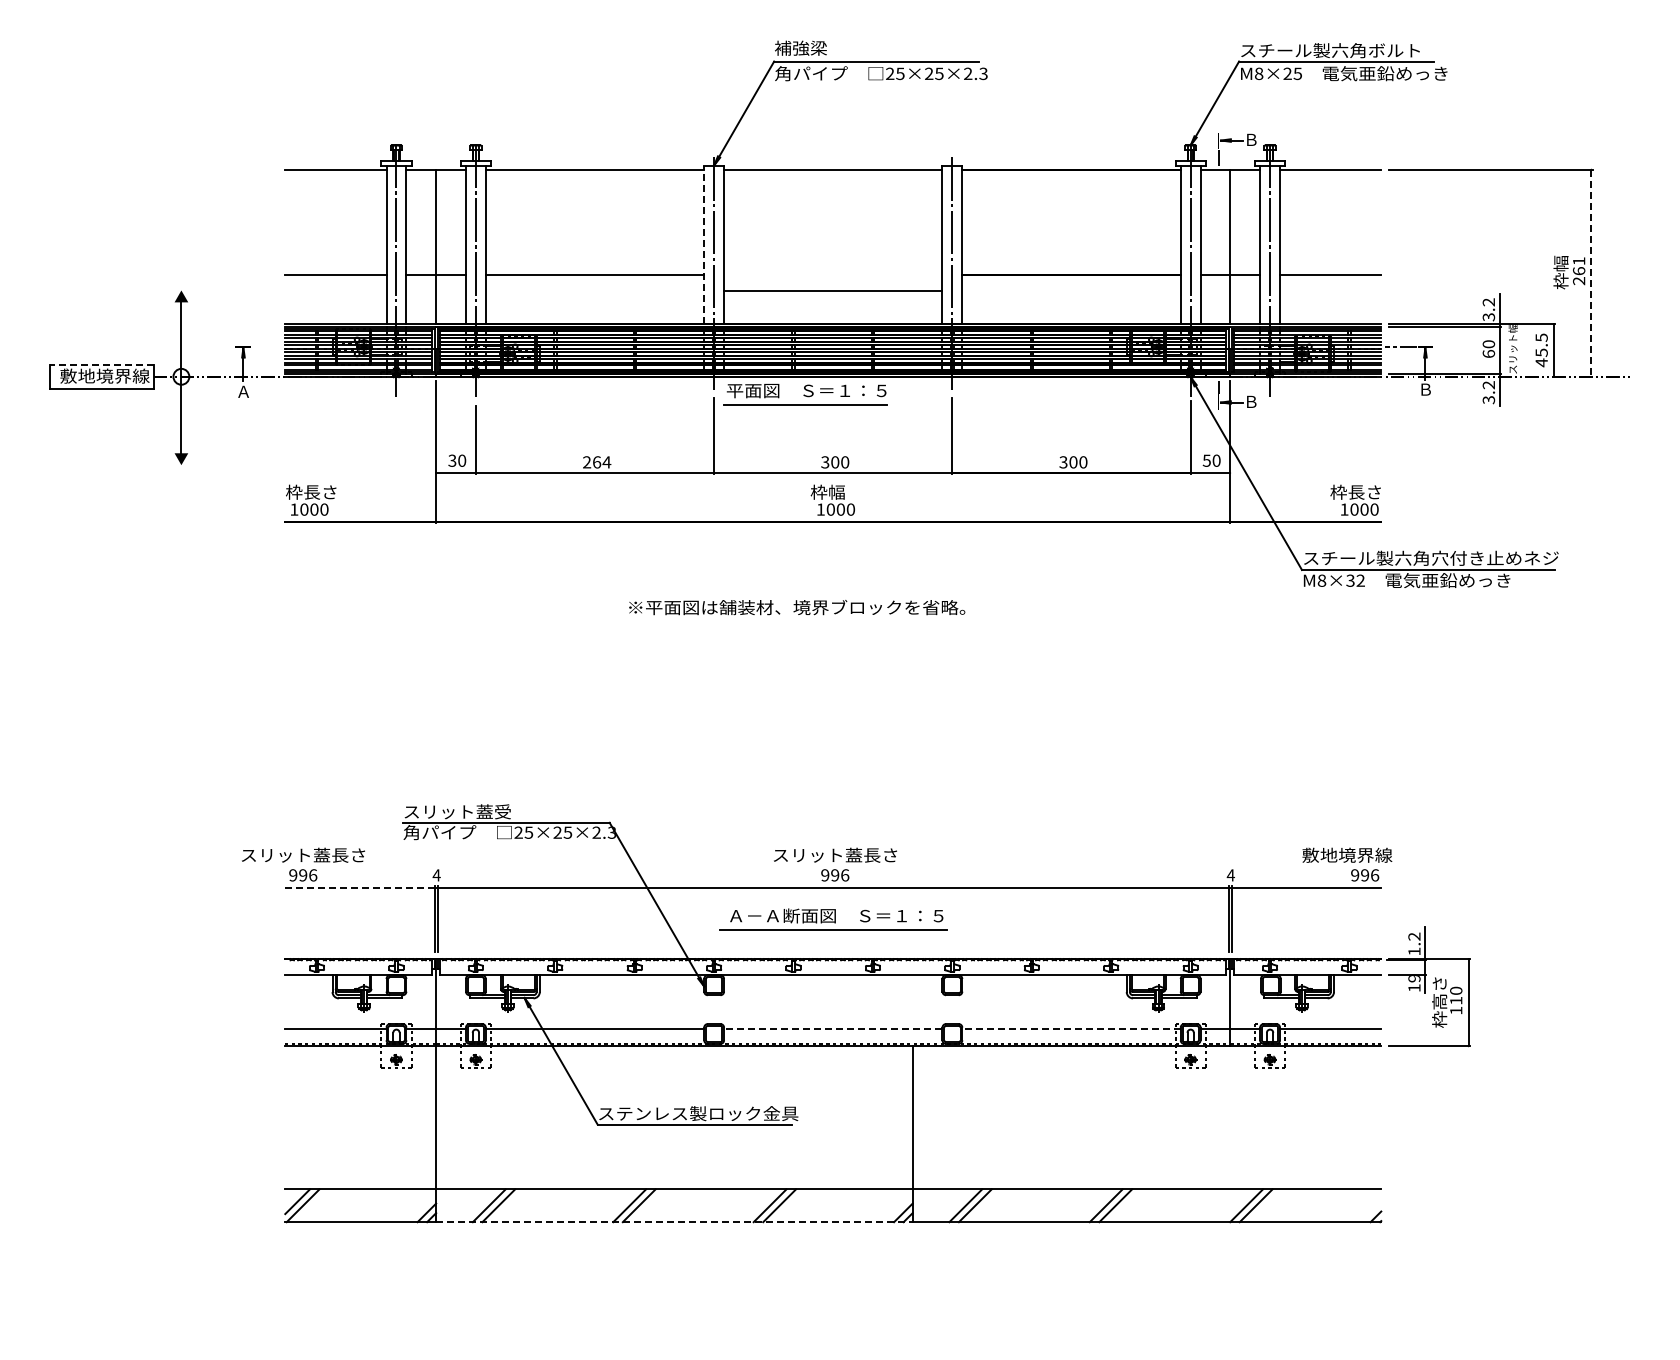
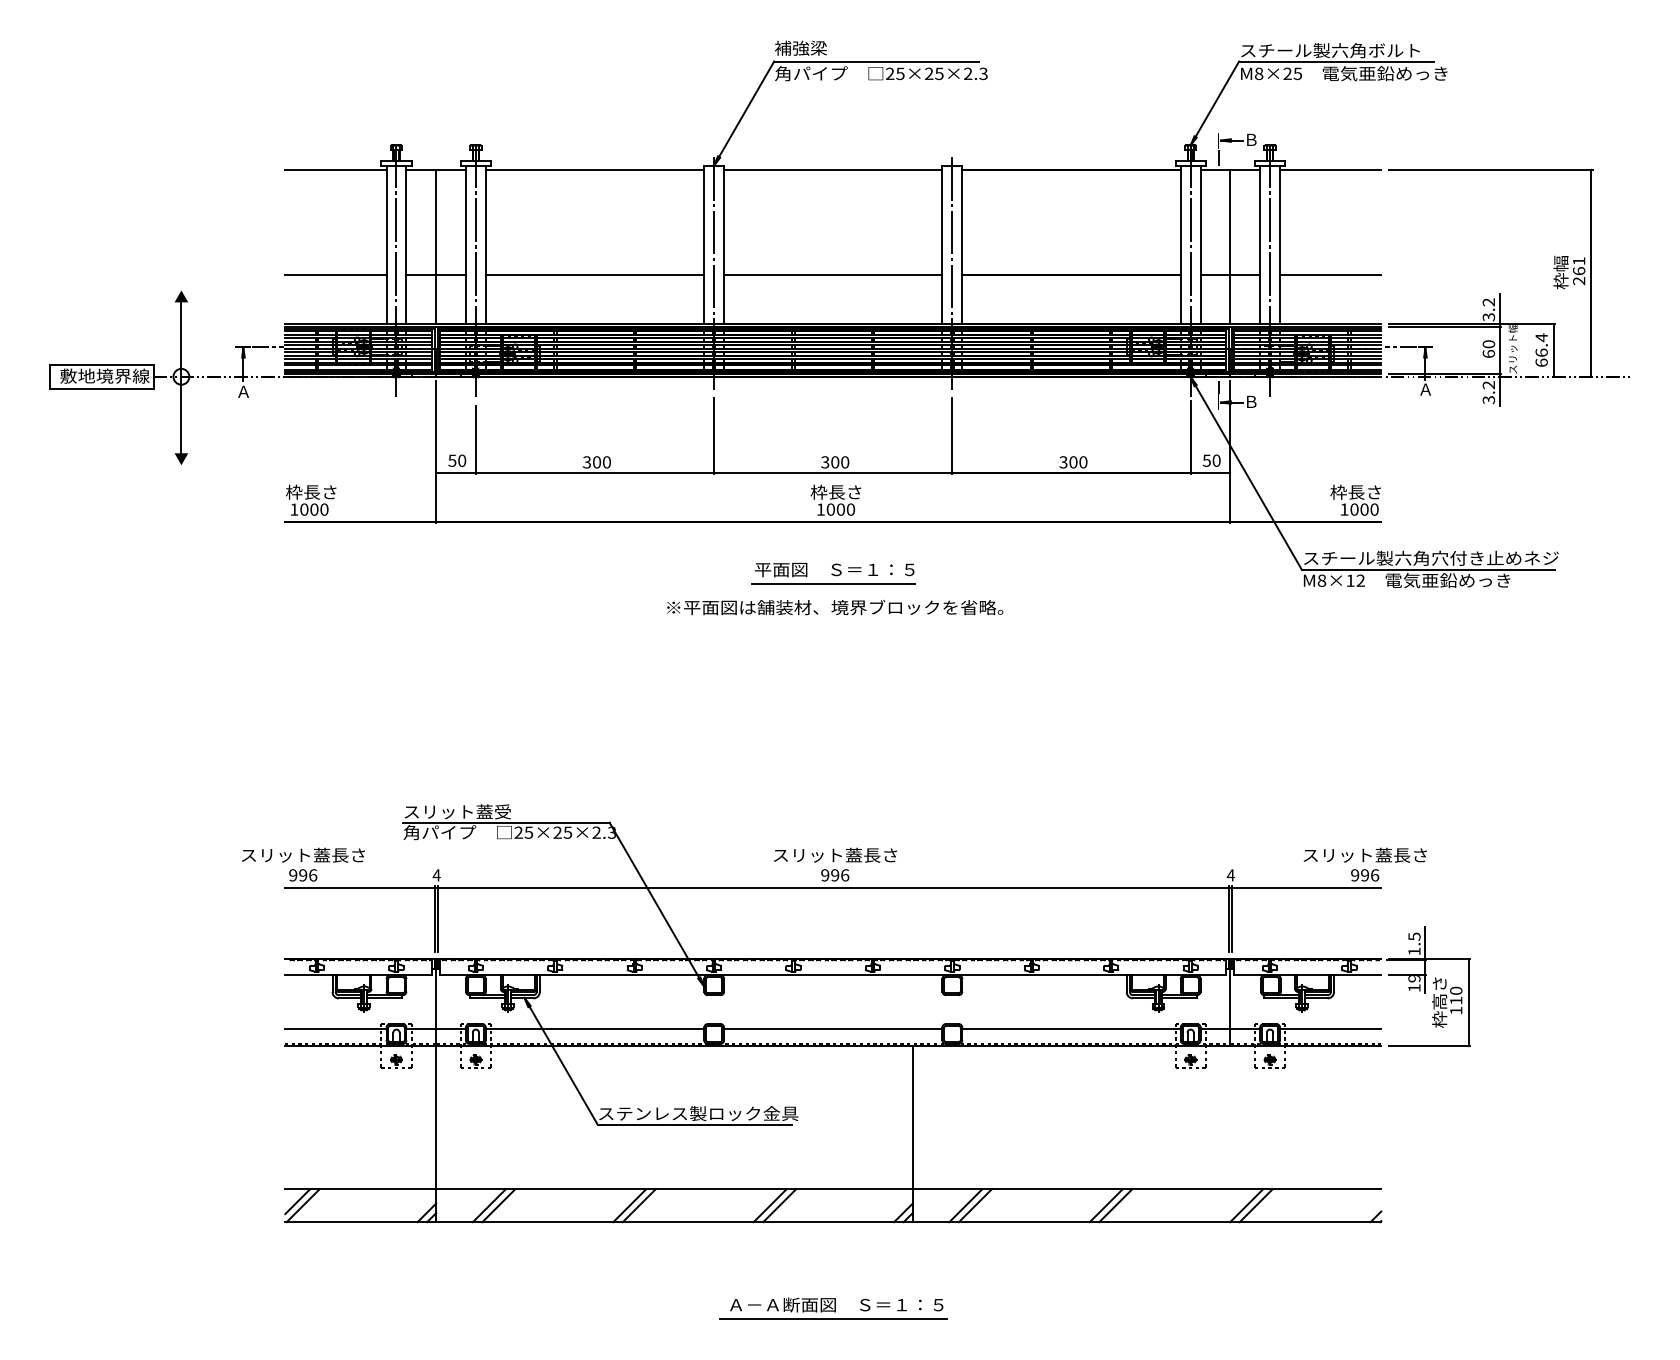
line: dashed -> solid (704, 244)
line: dashed -> solid (1591, 273)
line position: (833, 290) -> (833, 274) (833, 274)
line: none -> present (267, 346)
text: 45.5 -> 66.4 (1541, 350)
line: dashed -> solid (101, 364)
text: Ｂ -> Ａ (1425, 389)
part position: (805, 394) -> (833, 573) (833, 573)
text: 30 -> 50 (452, 460)
text: 264 -> 300 (597, 462)
text: 枠幅 -> 枠長さ (845, 491)
text: M8×32 -> M8×12 (1350, 580)
text position: (797, 607) -> (835, 607) (835, 607)
text: 敷地境界線 -> スリット蓋長さ (1364, 854)
line: dashed -> solid (359, 887)
part position: (833, 919) -> (833, 1308) (833, 1308)
text: 1.2 -> 1.5 (1414, 936)
line: dashed -> solid (832, 1028)
line: dashed -> solid (1071, 1028)
line: dashed -> solid (674, 1222)
